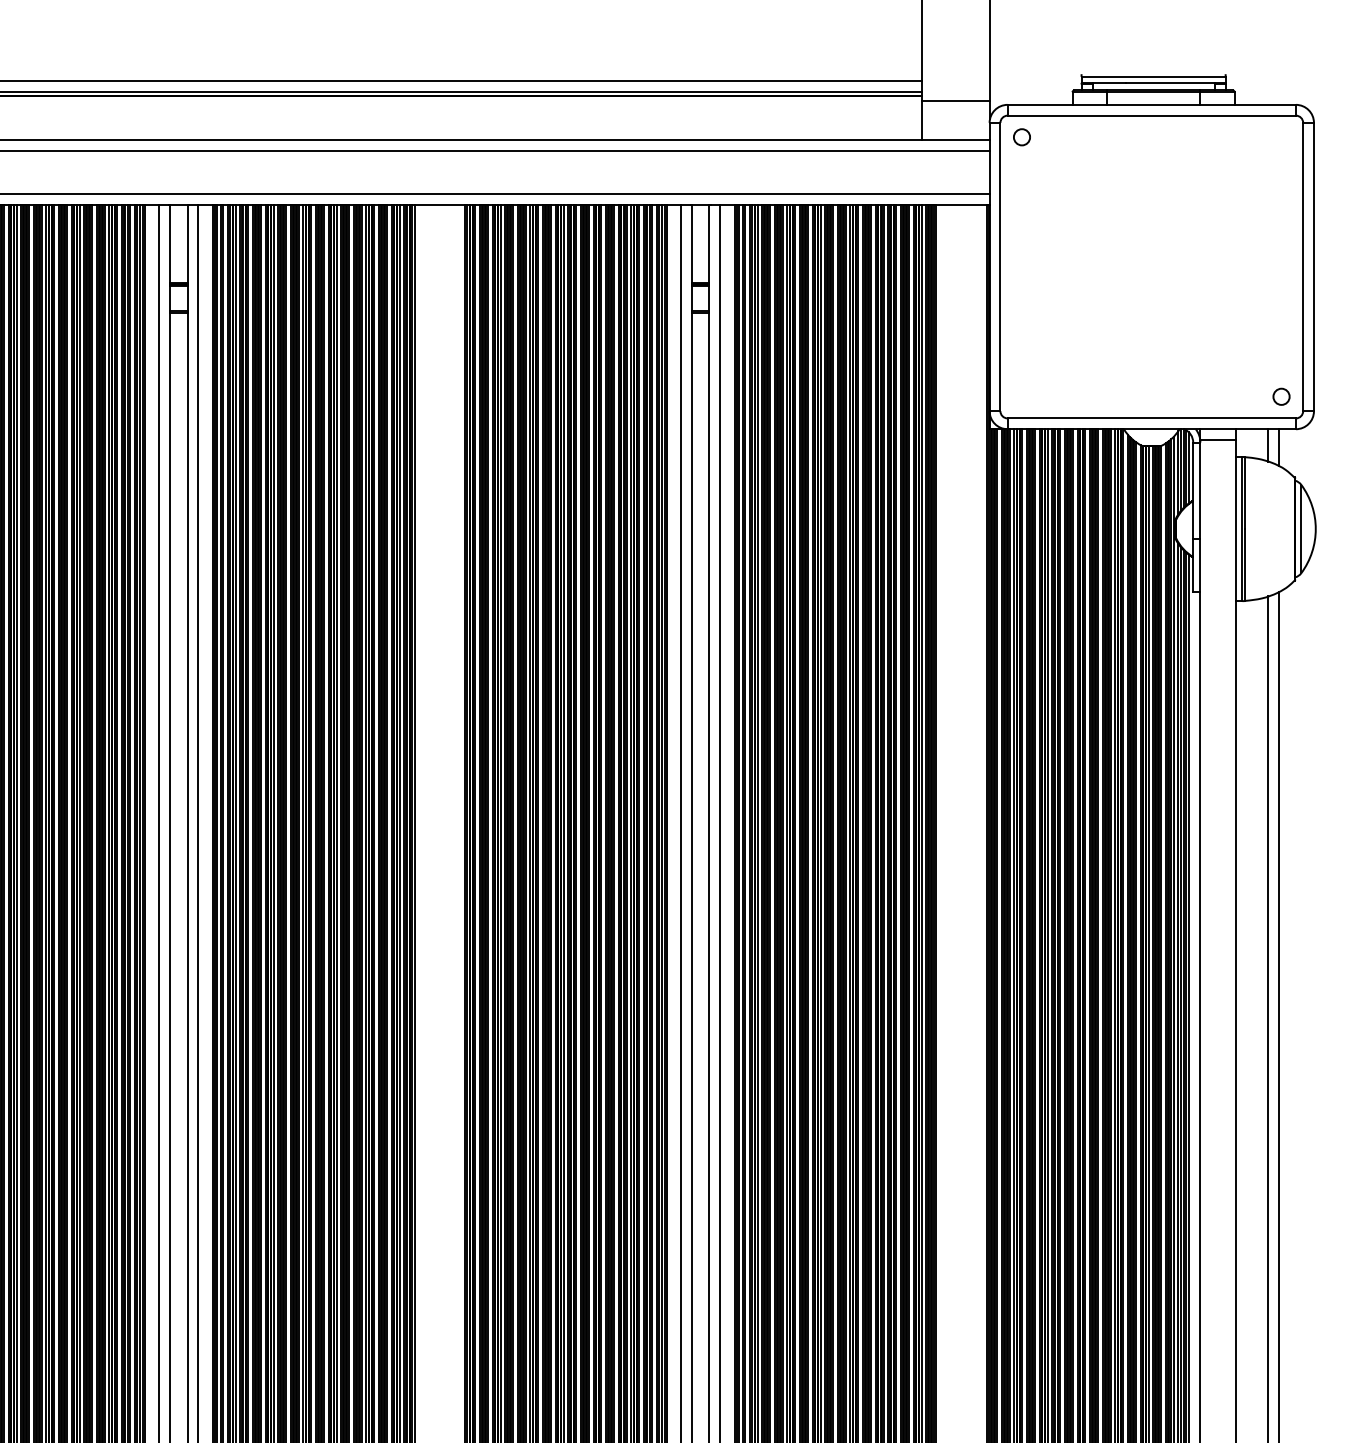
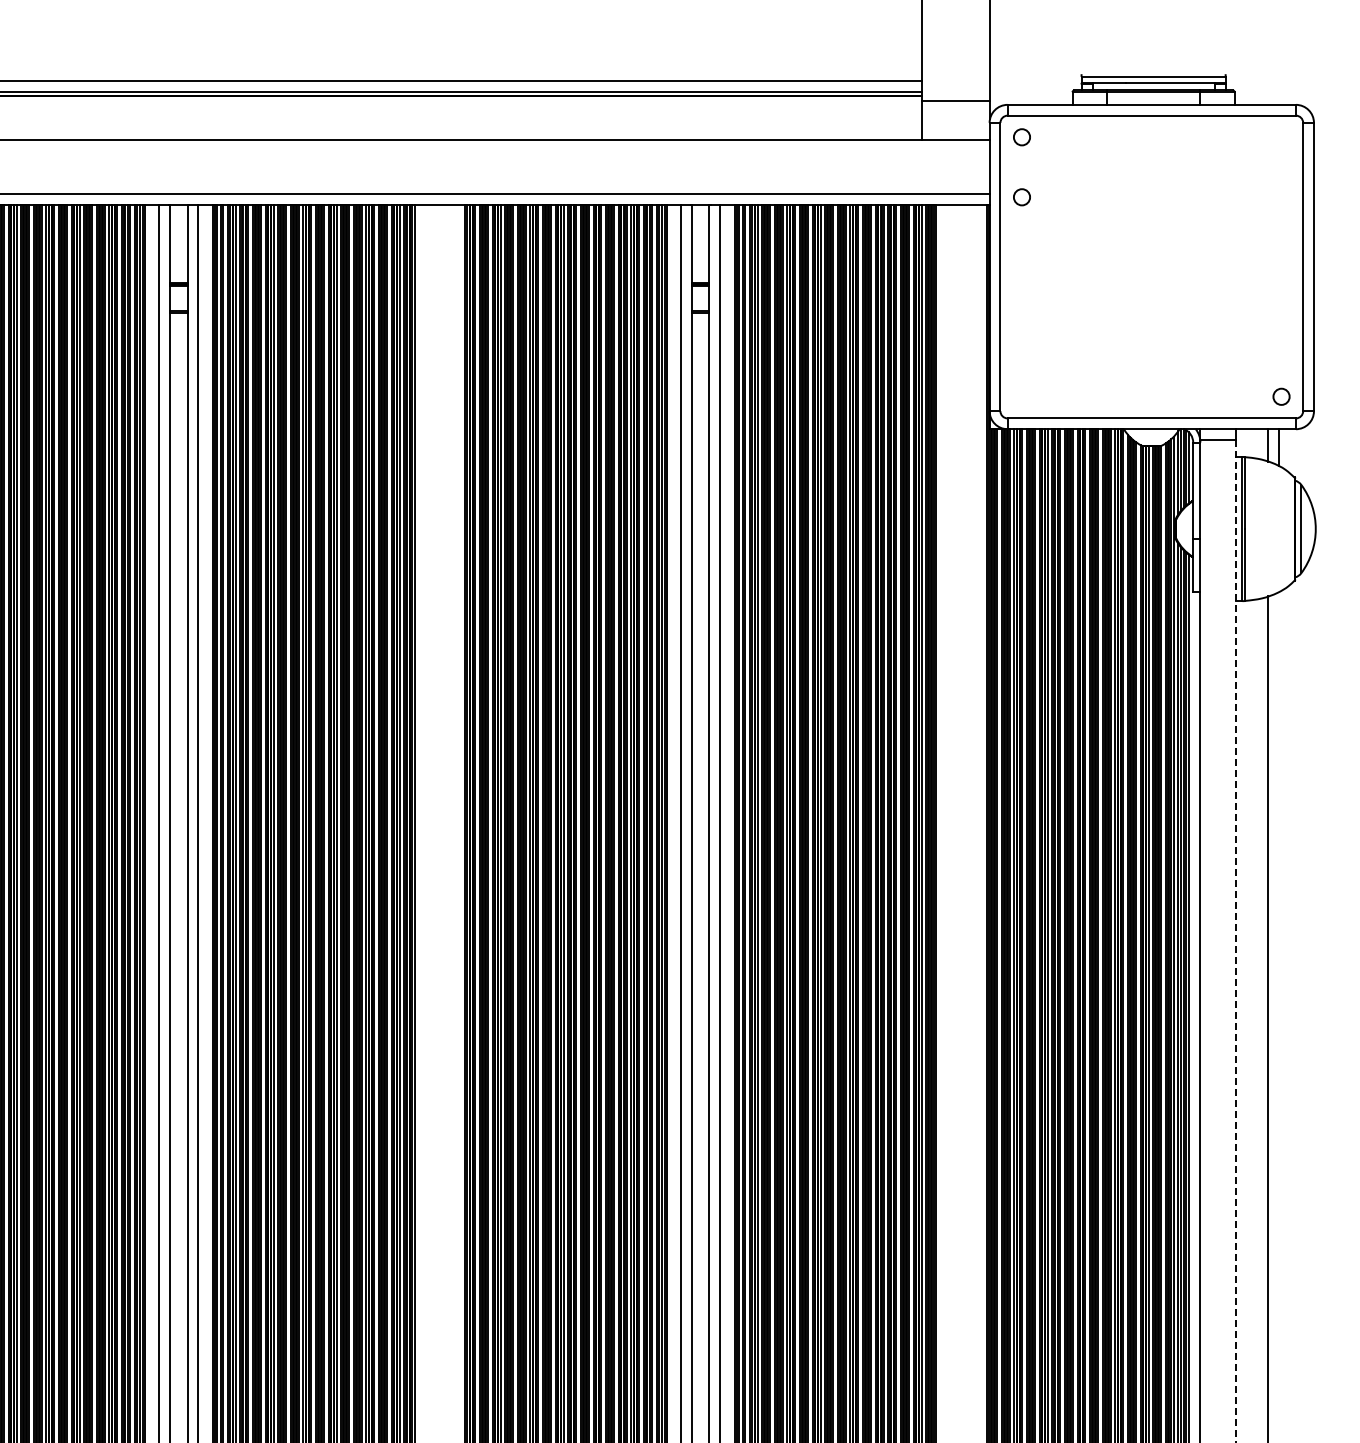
line: present -> none (495, 150)
circle: none -> present (1021, 197)
line: solid -> dashed (1236, 940)
line: present -> none (1278, 1015)
